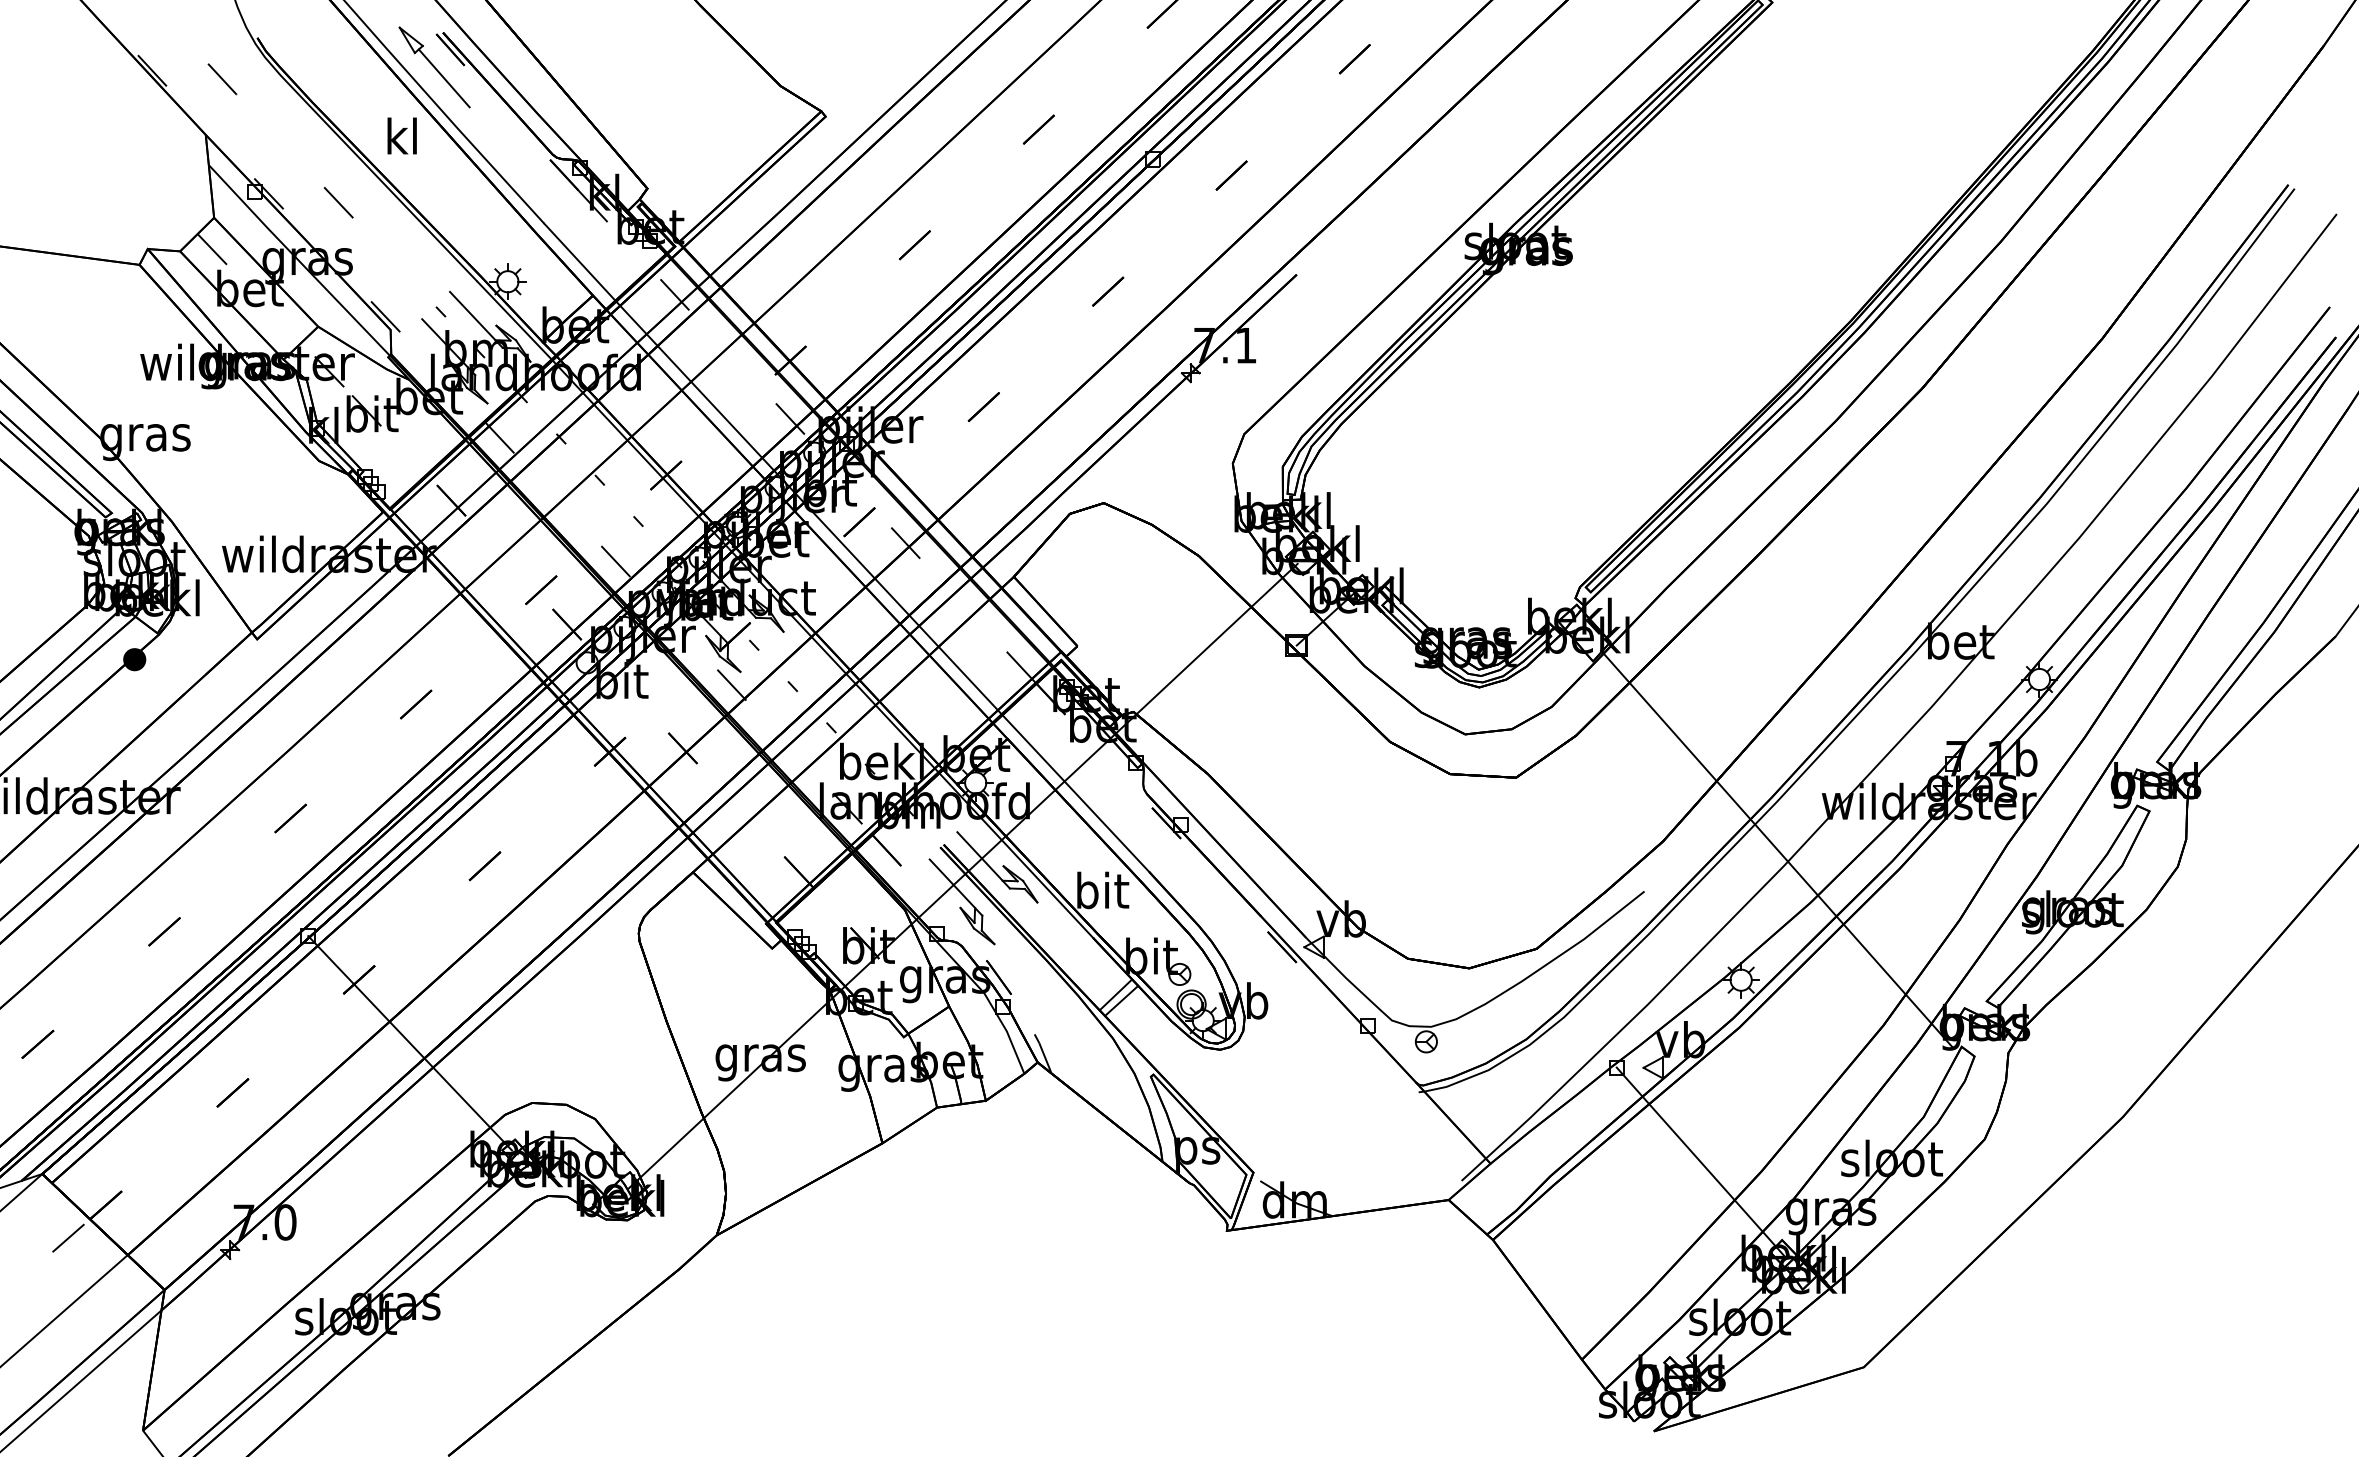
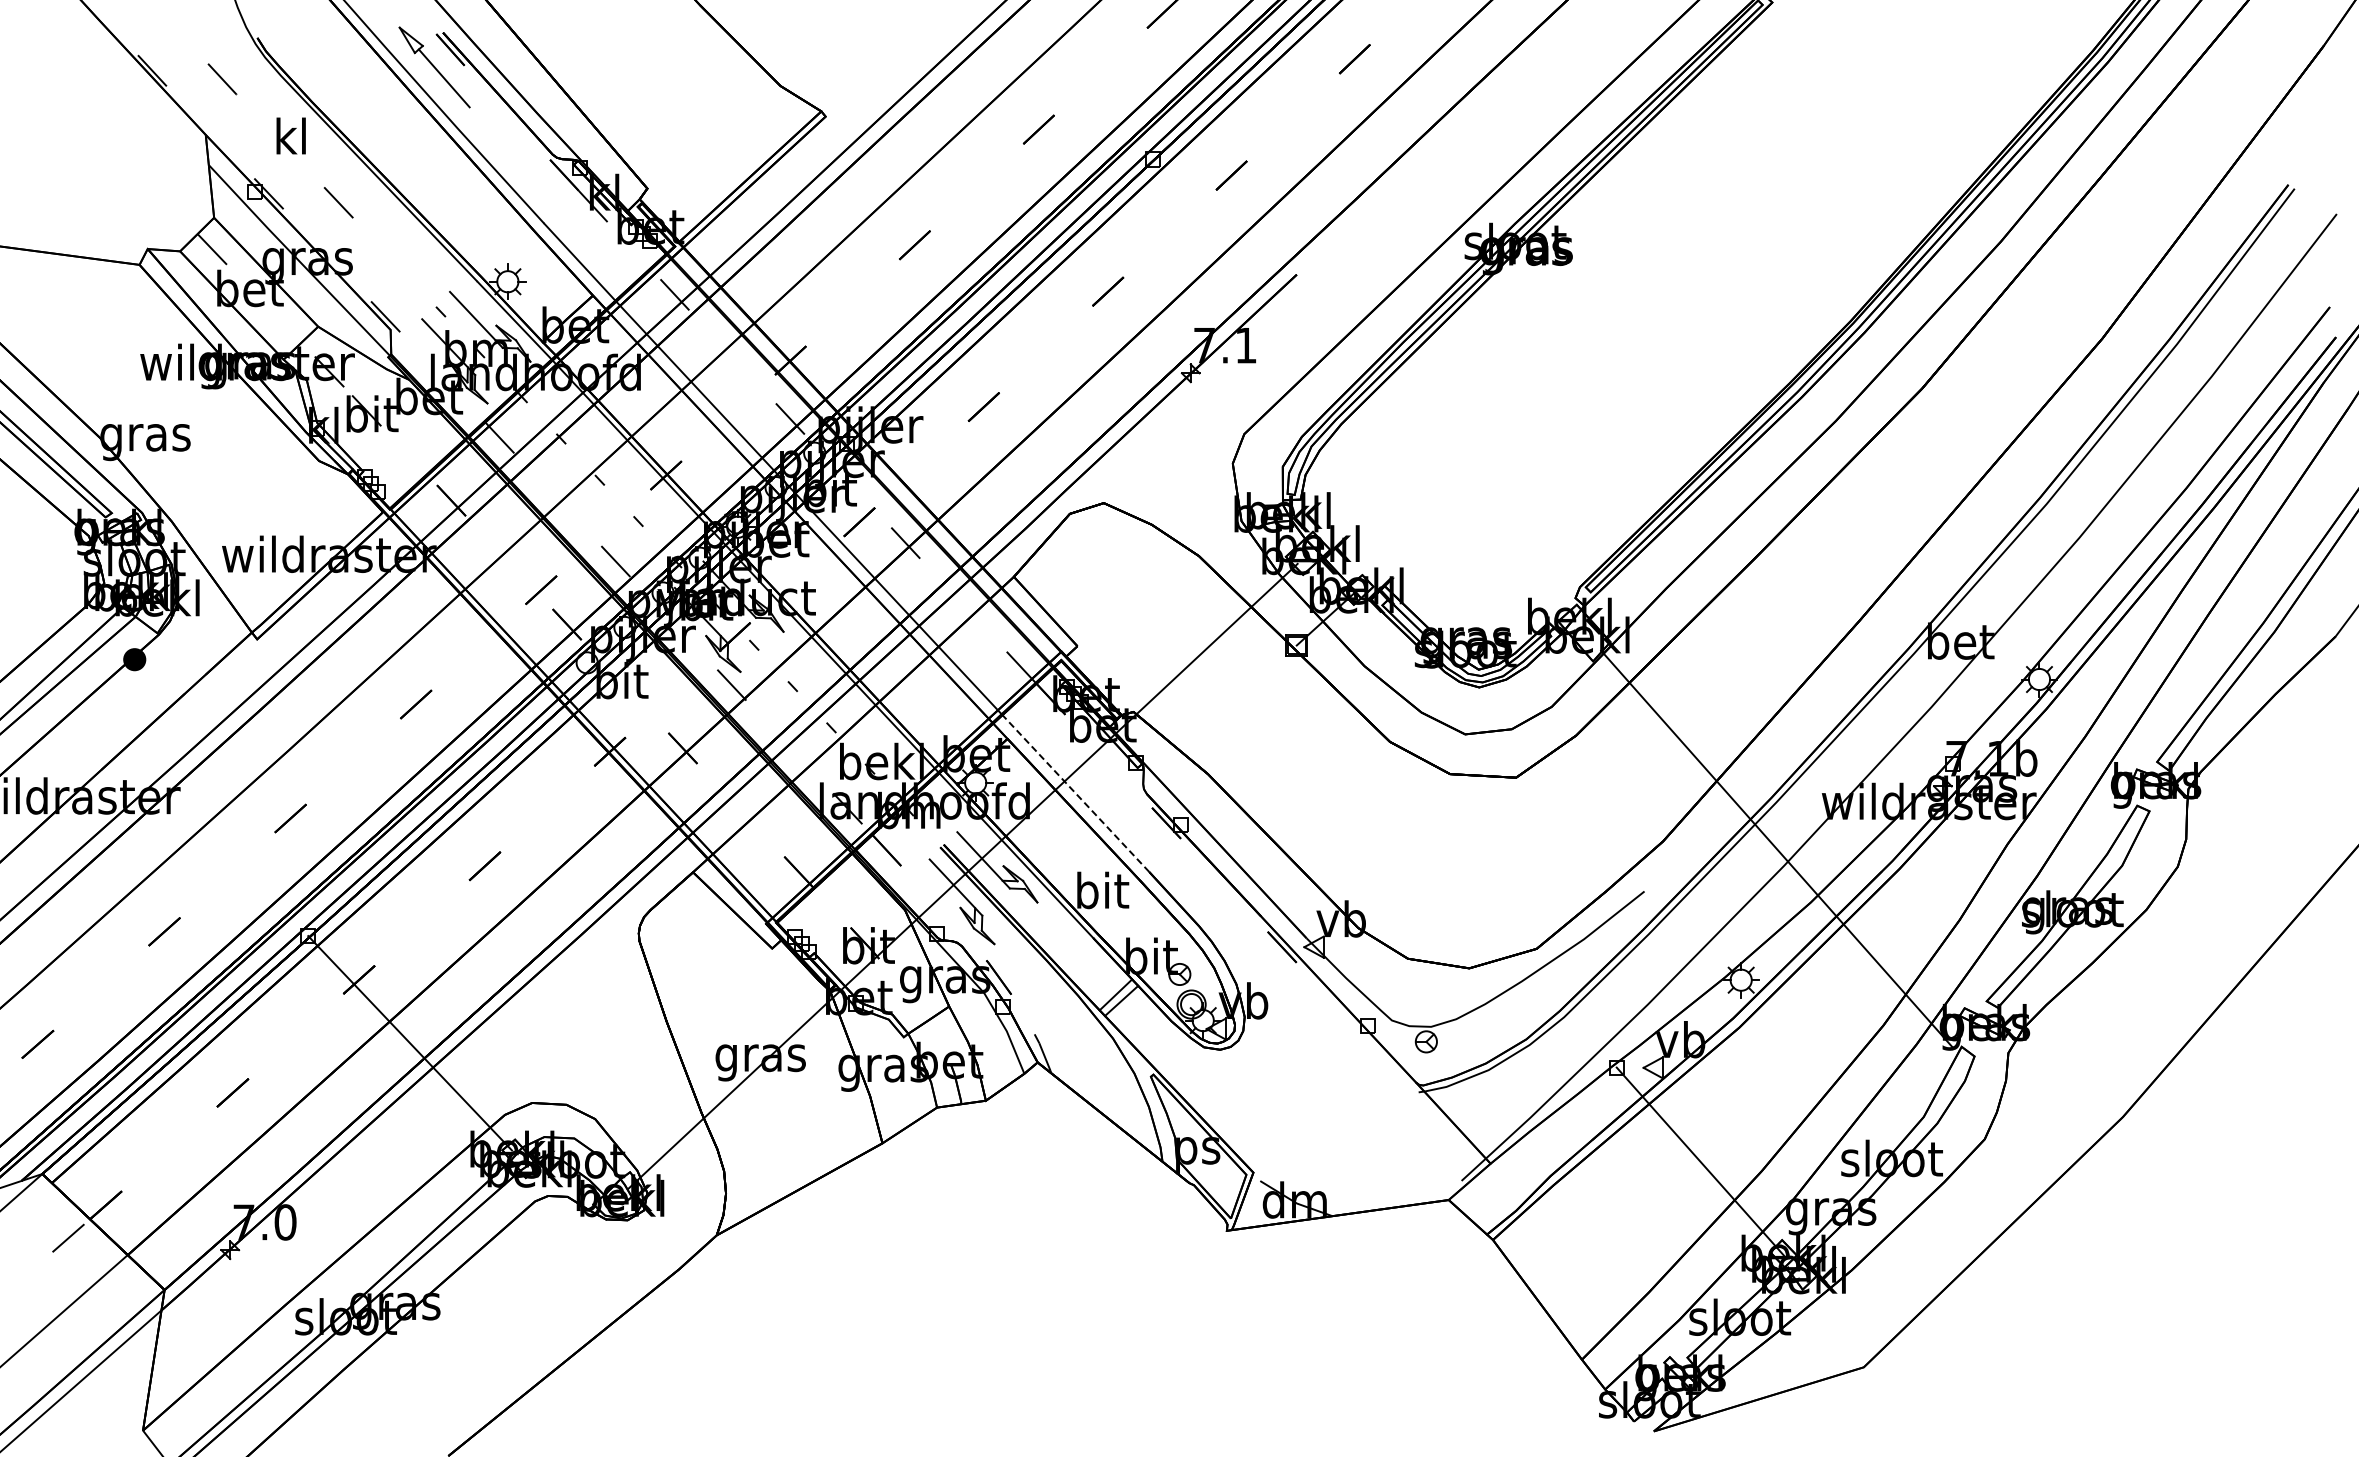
text position: (401, 135) -> (290, 135) (290, 135)
line: solid -> dashed (1075, 793)
